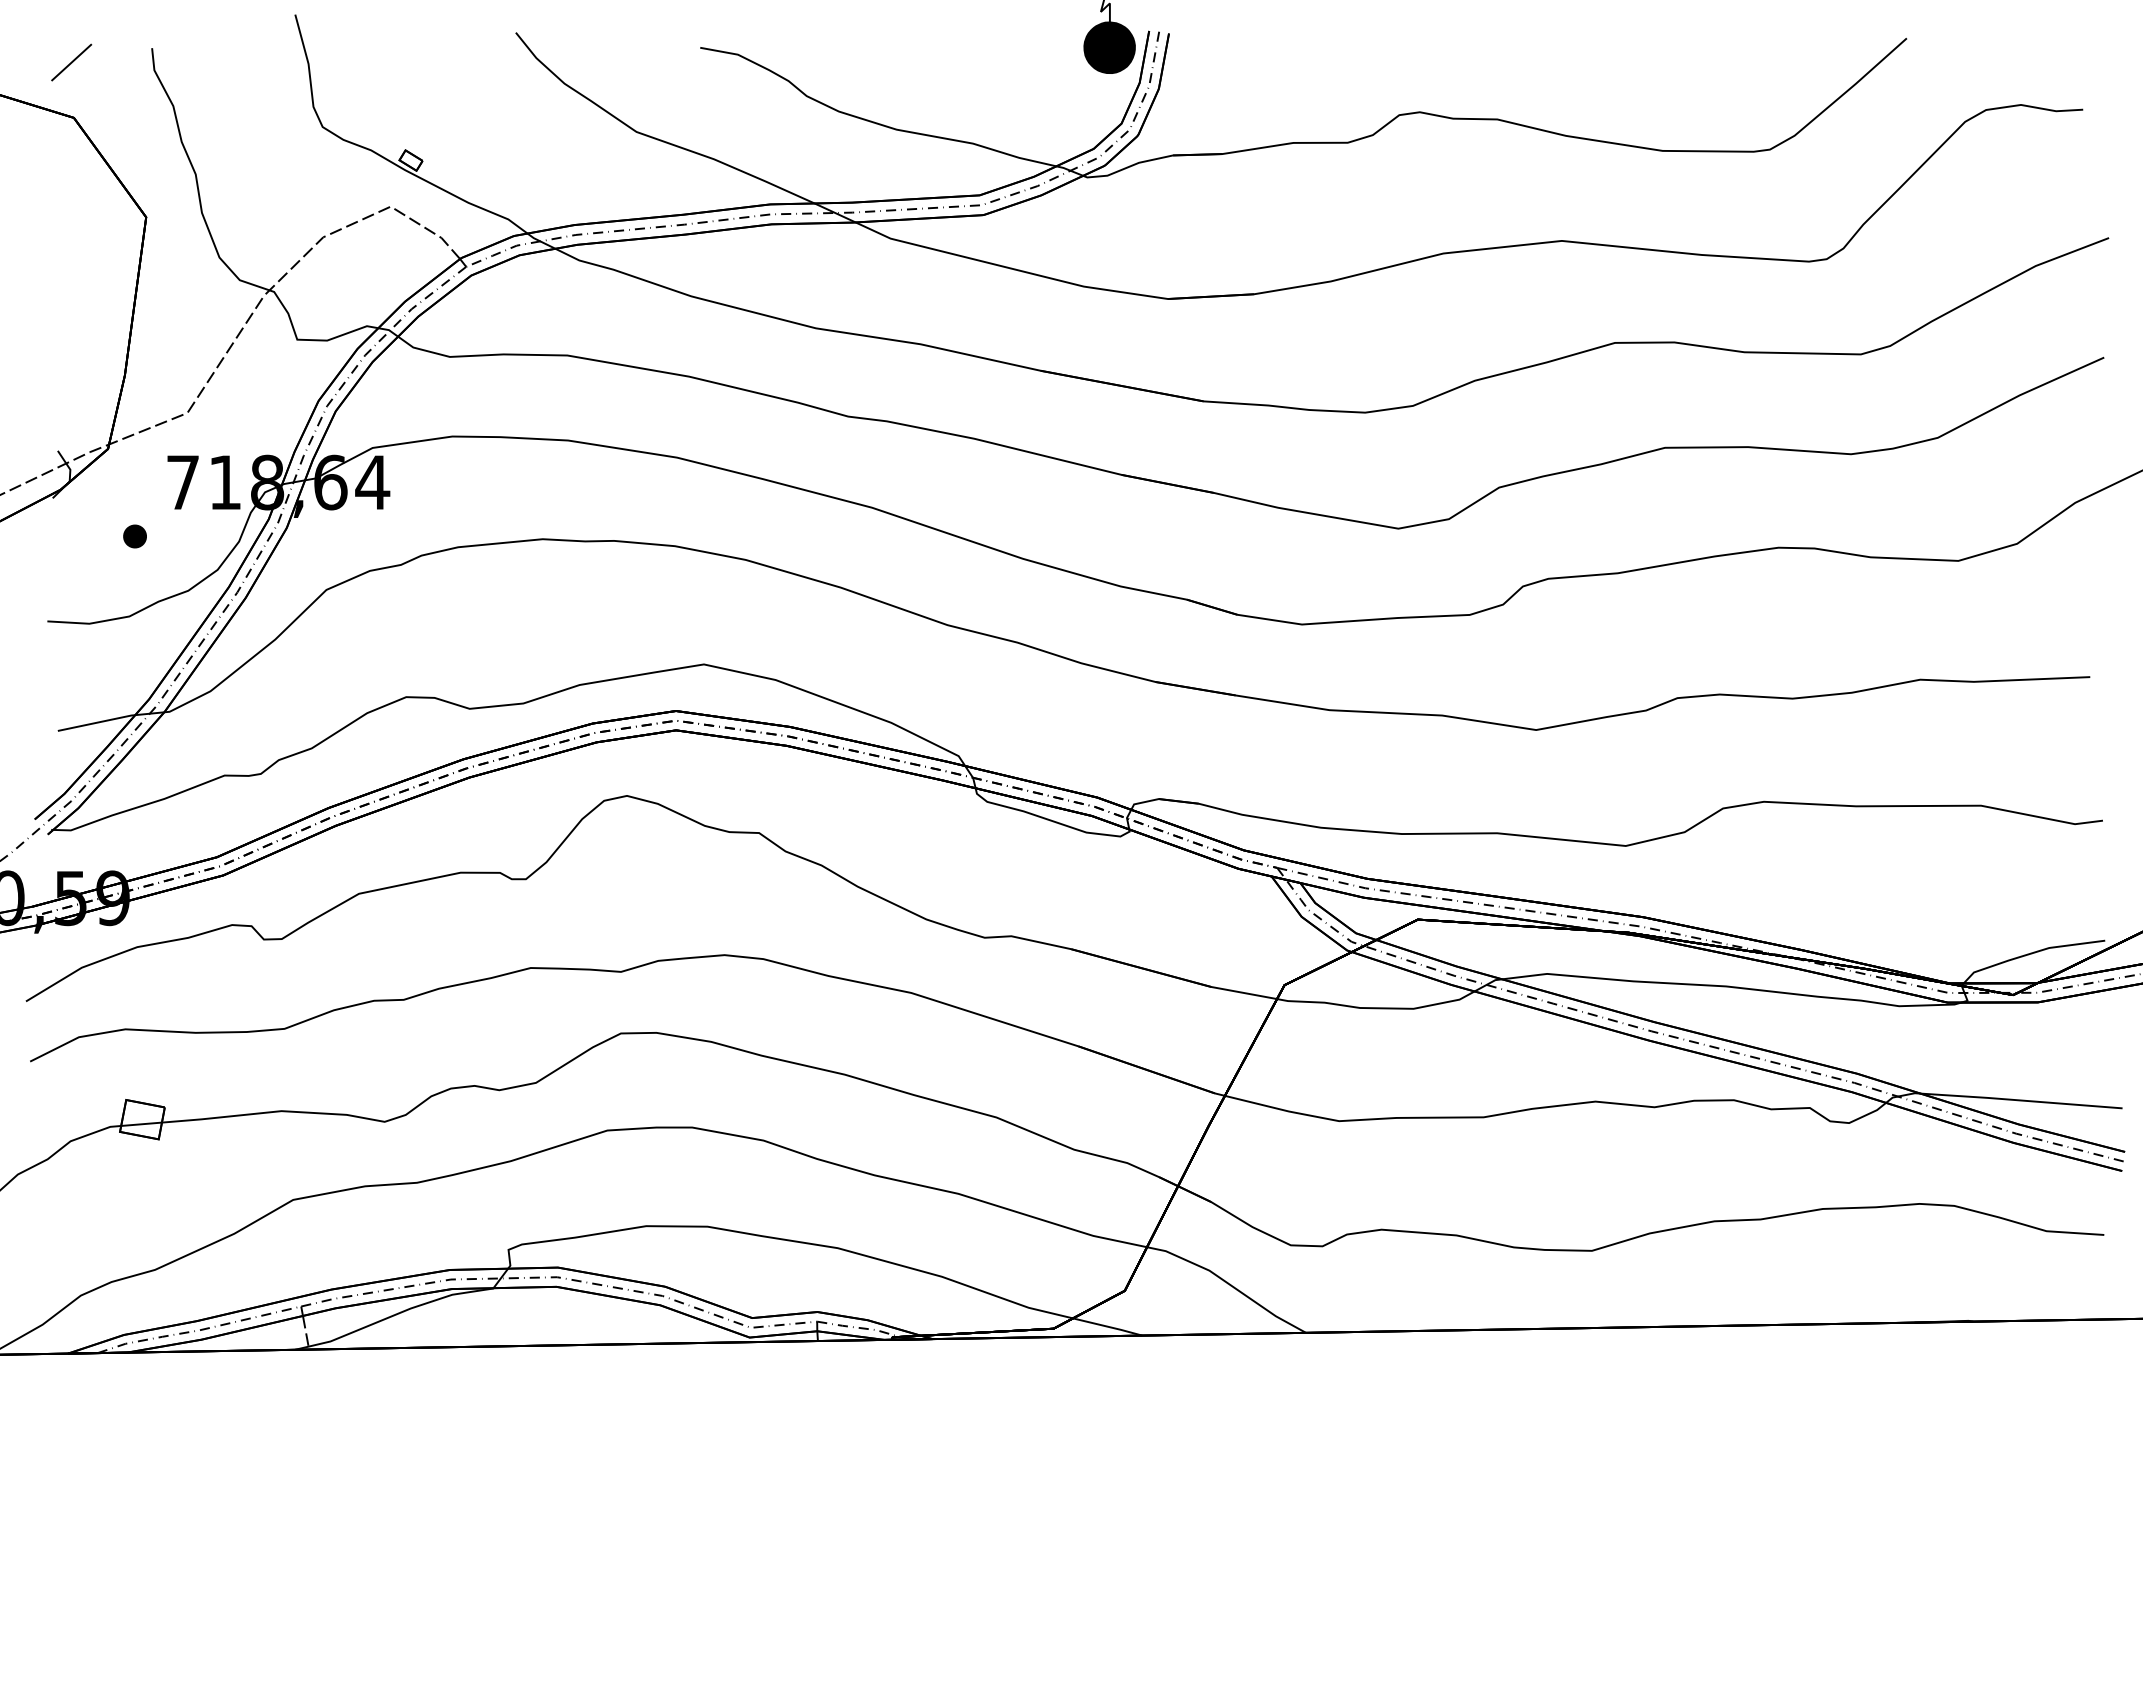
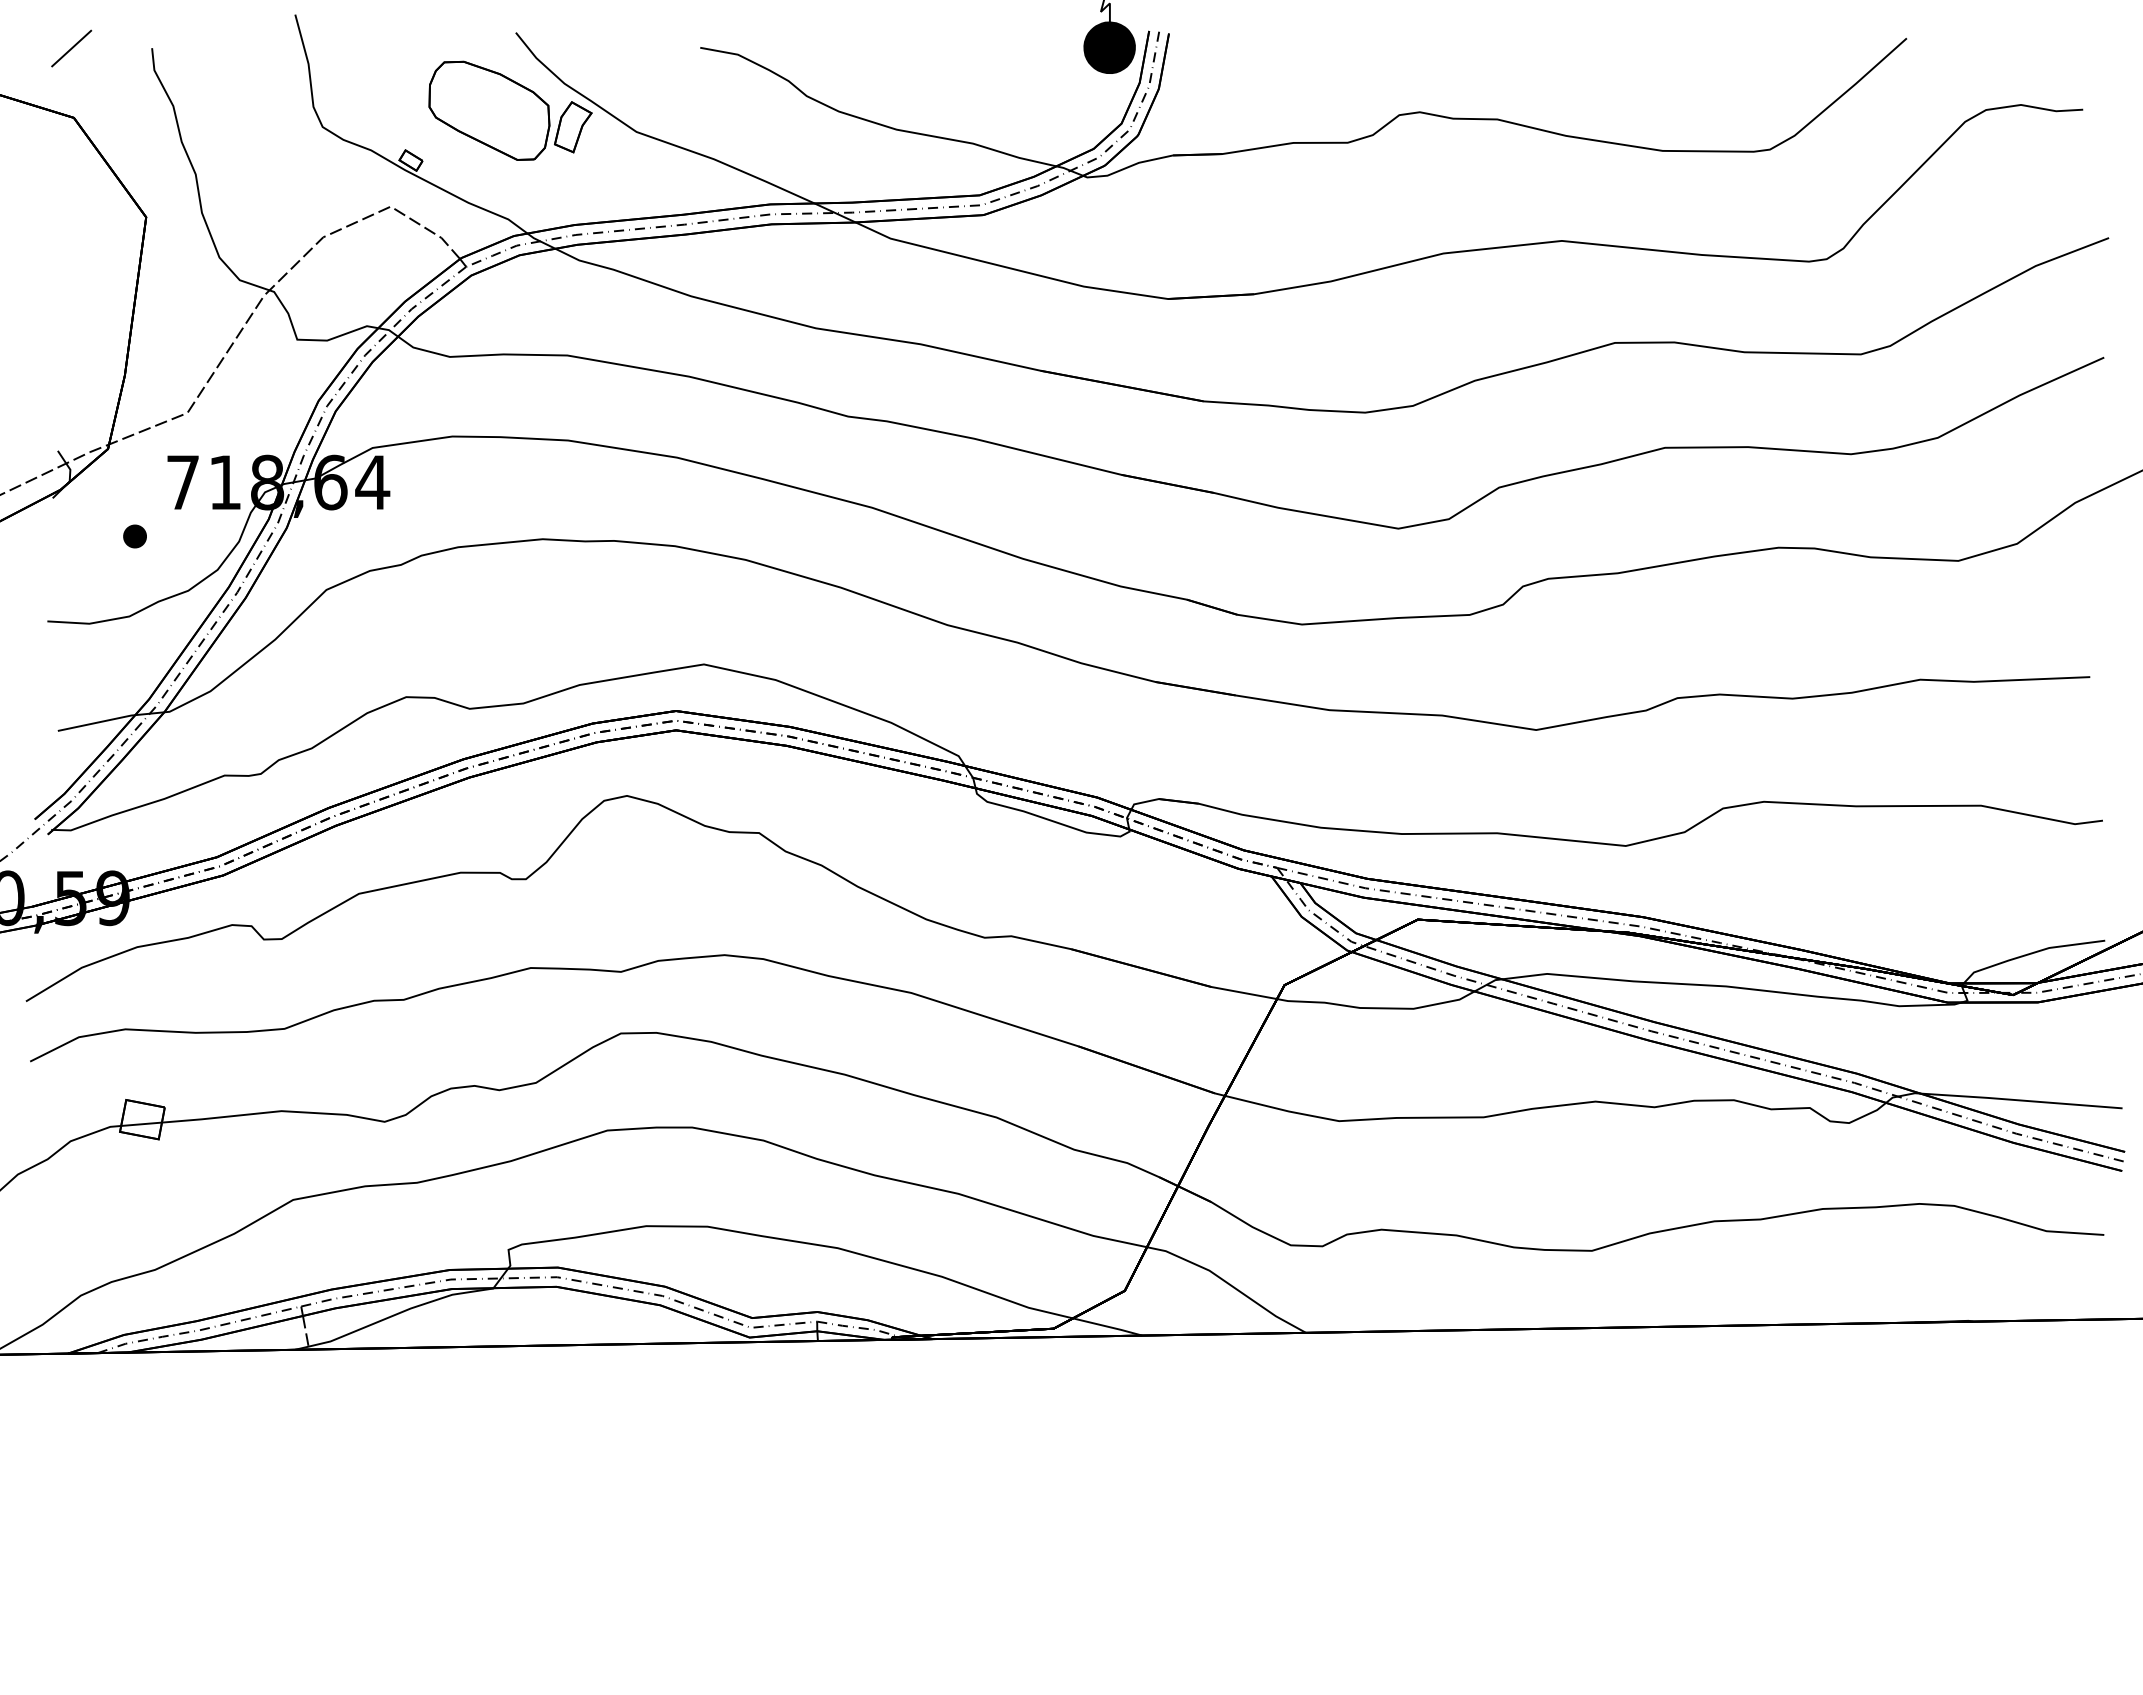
line position: (71, 62) -> (71, 48) (71, 48)
part: none -> present (510, 110)
